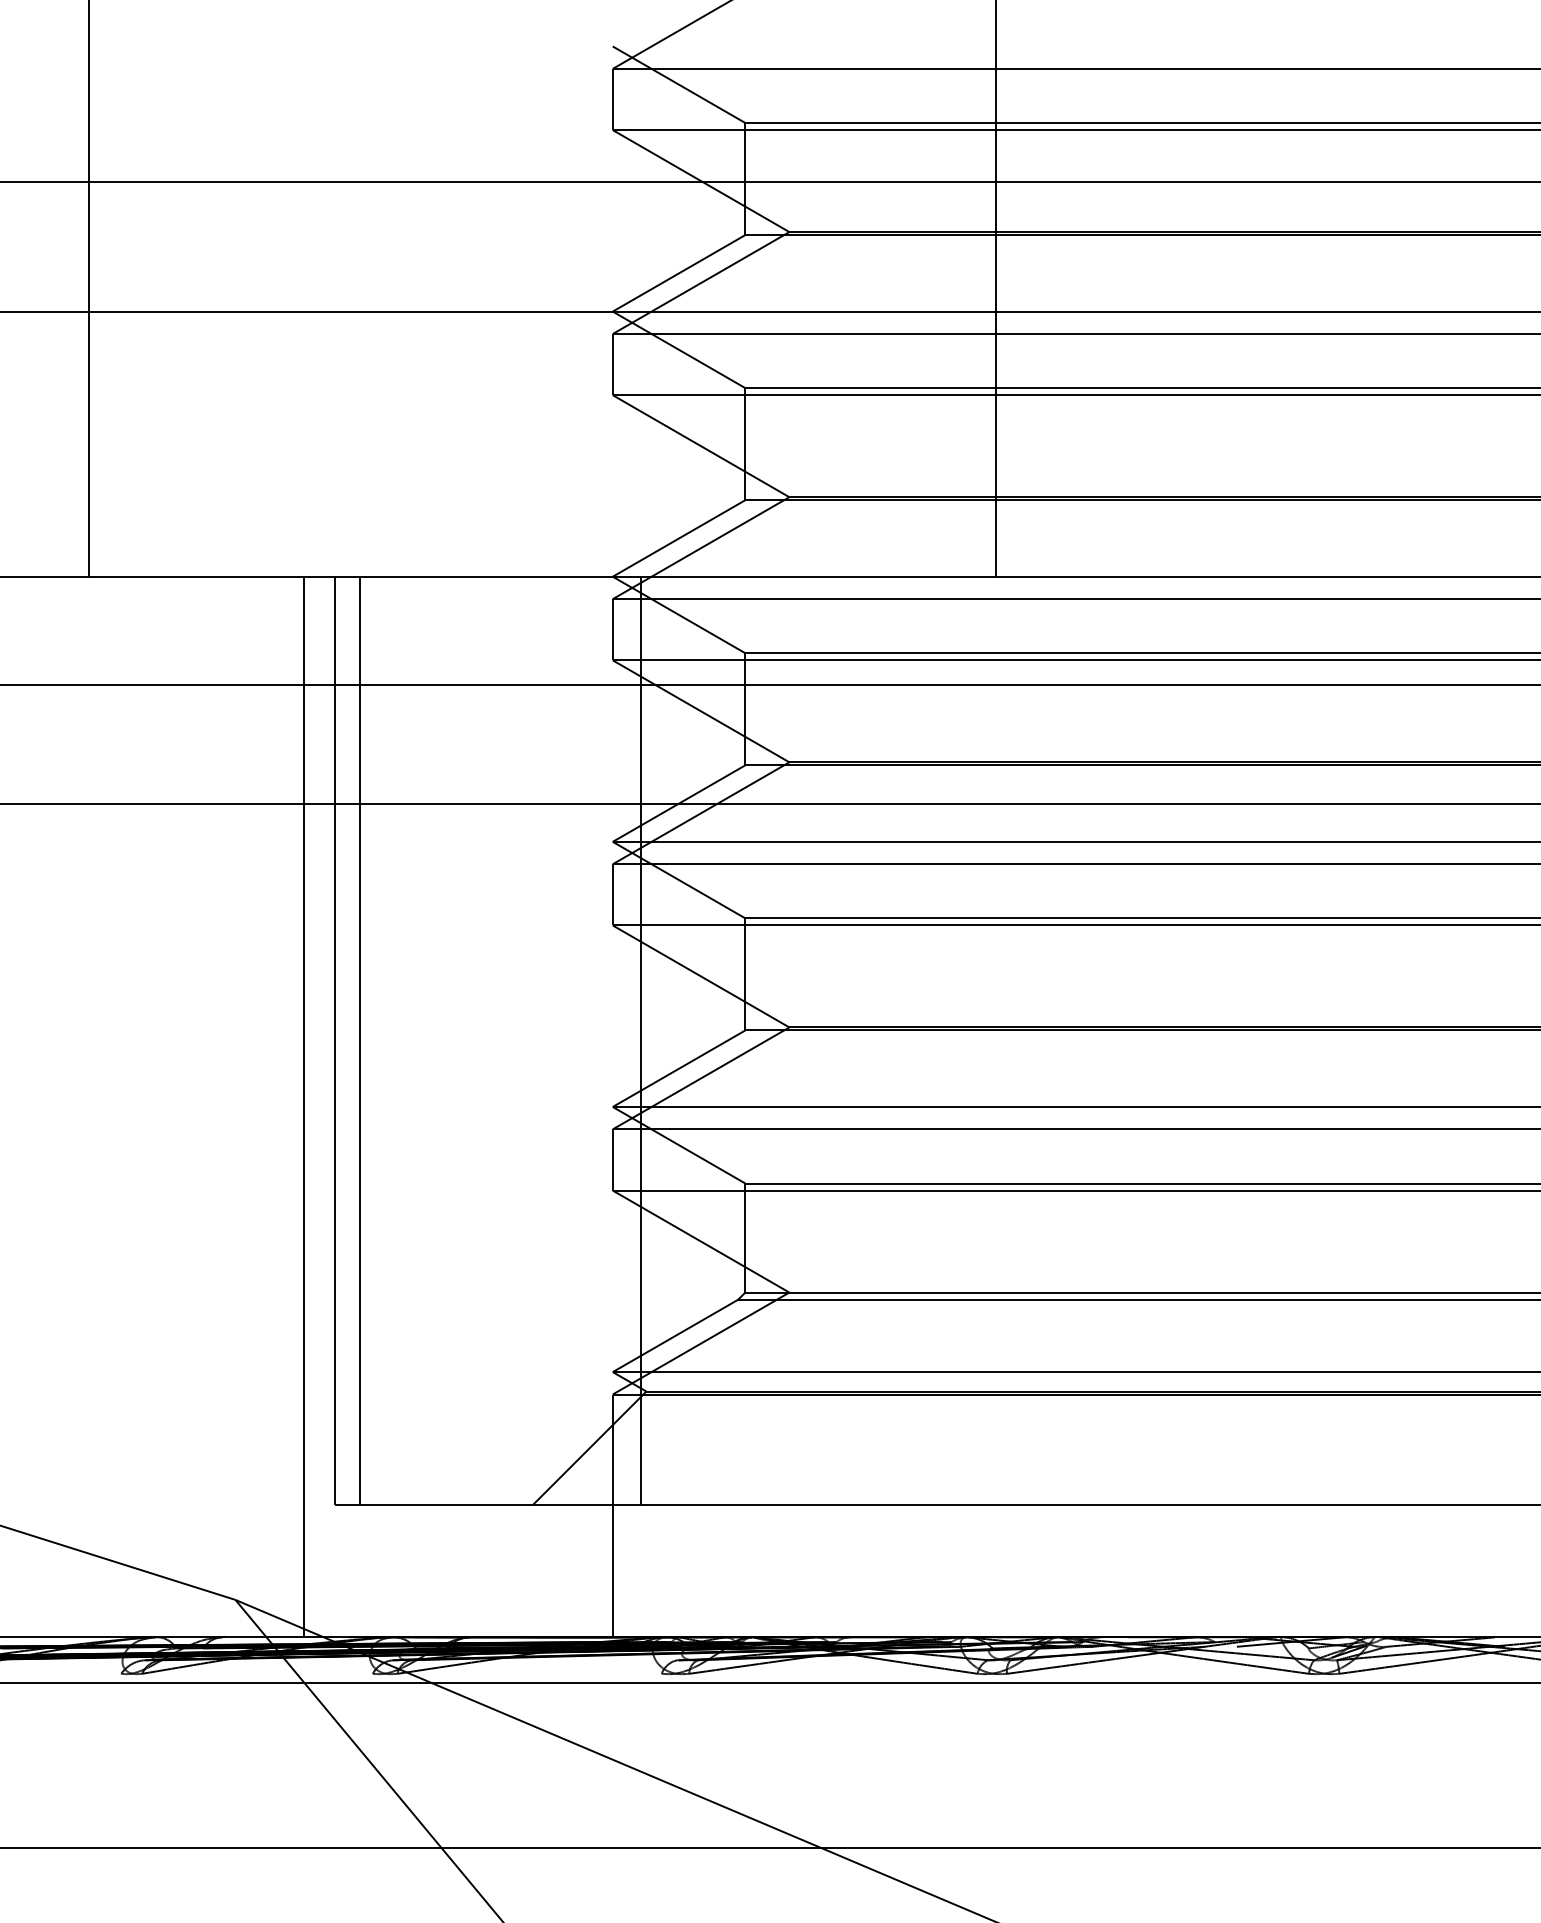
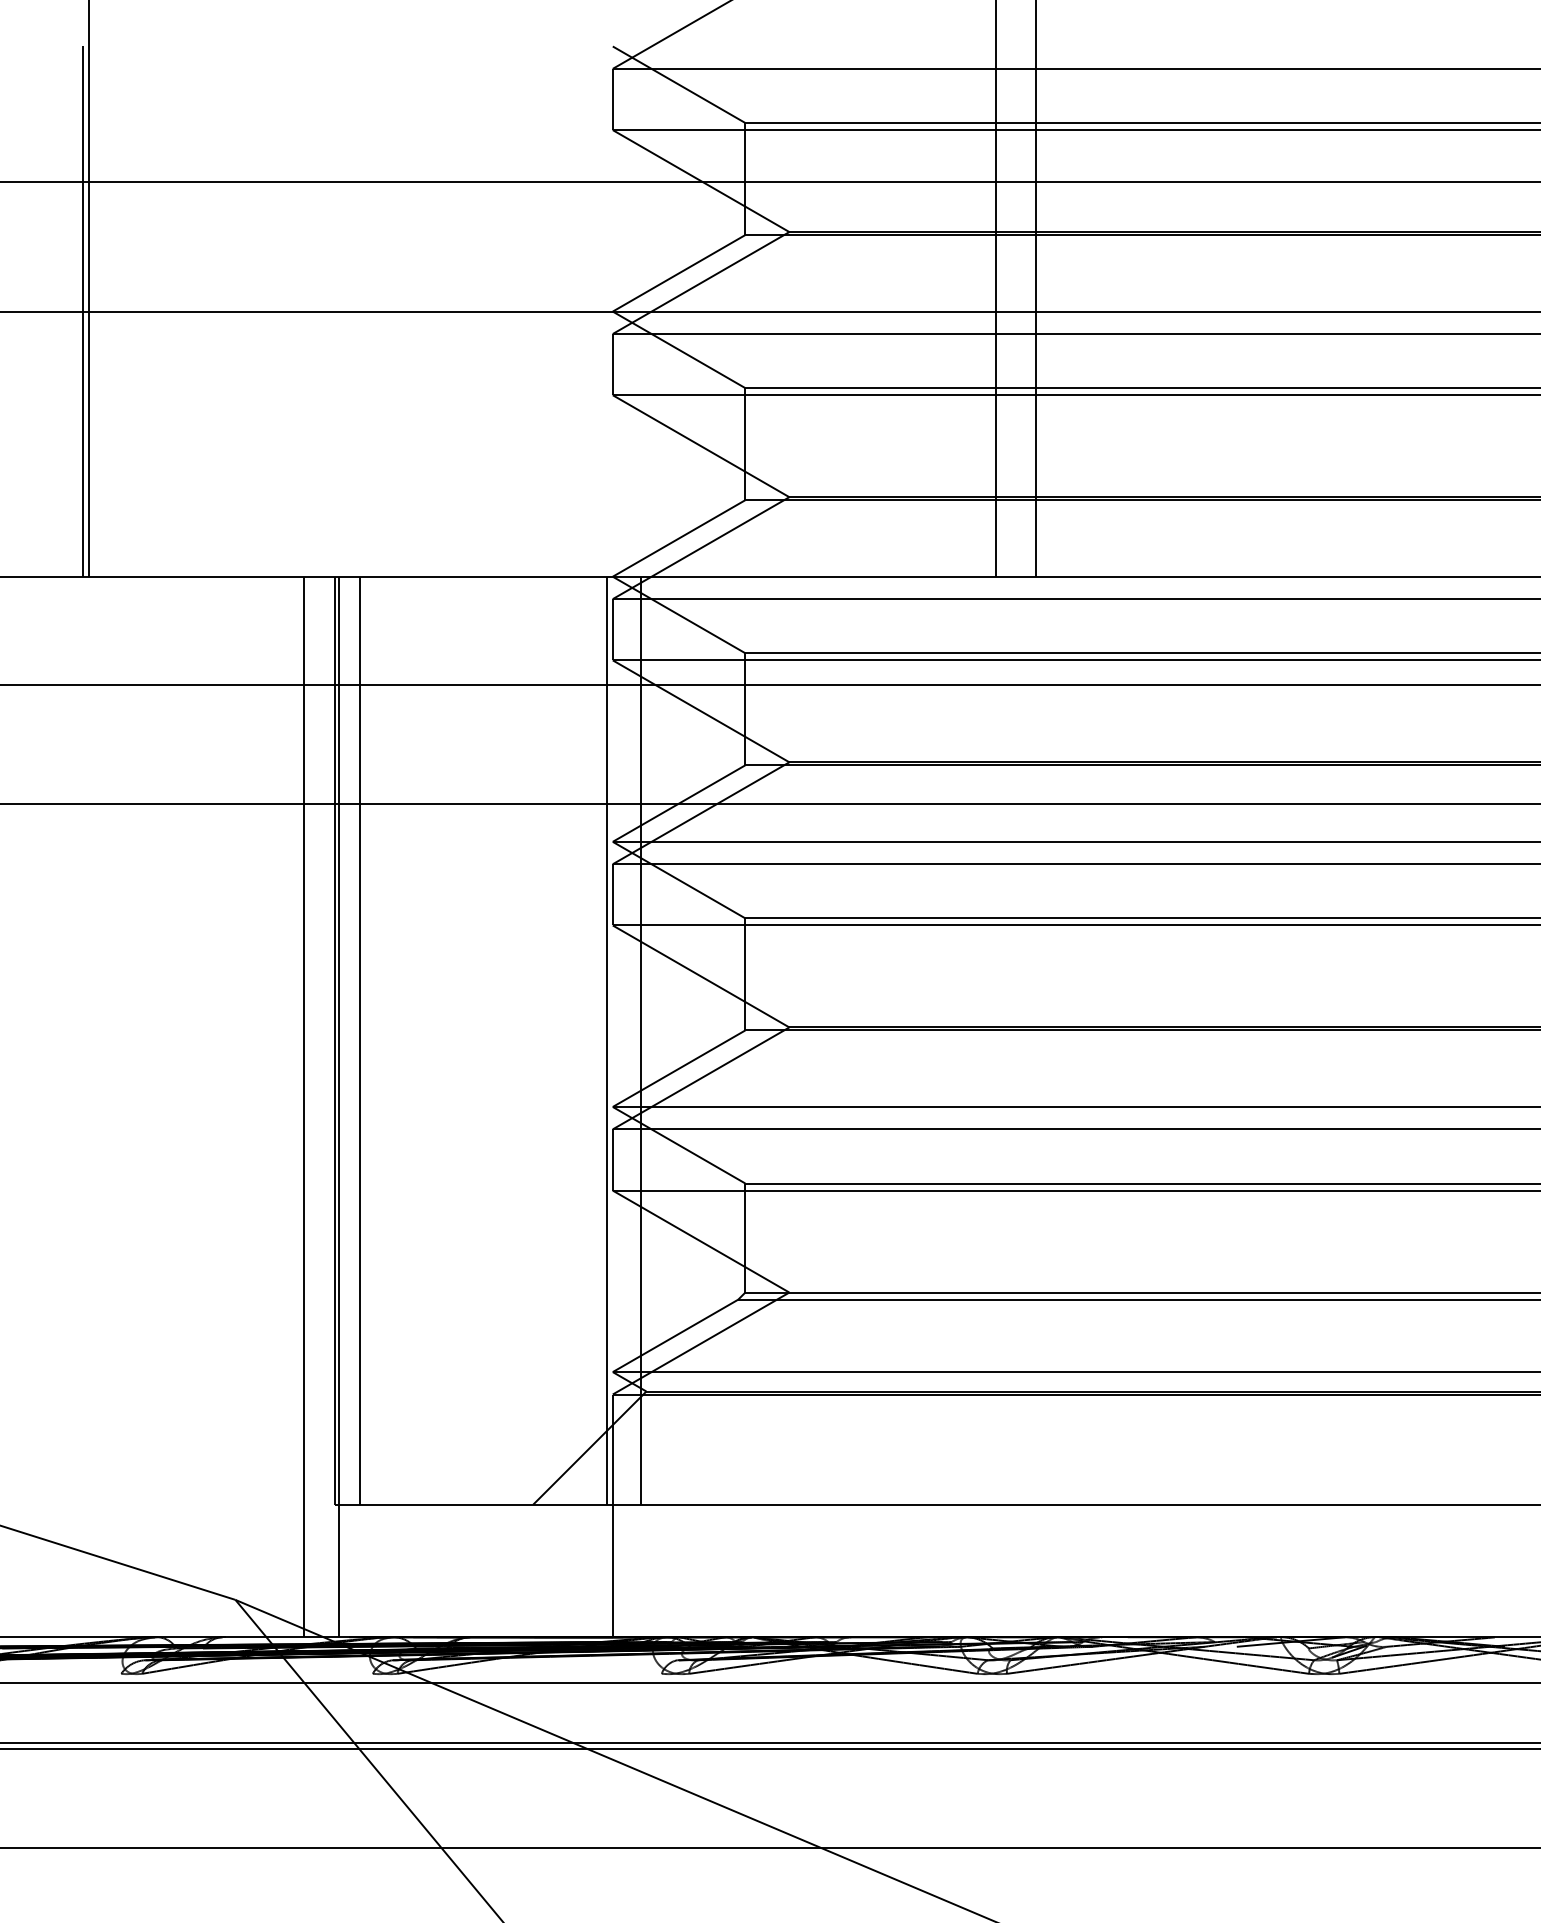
line: none -> present (1036, 289)
line: none -> present (82, 311)
line: none -> present (606, 1040)
line: none -> present (338, 1106)
line: none -> present (769, 1743)
line: none -> present (769, 1748)
